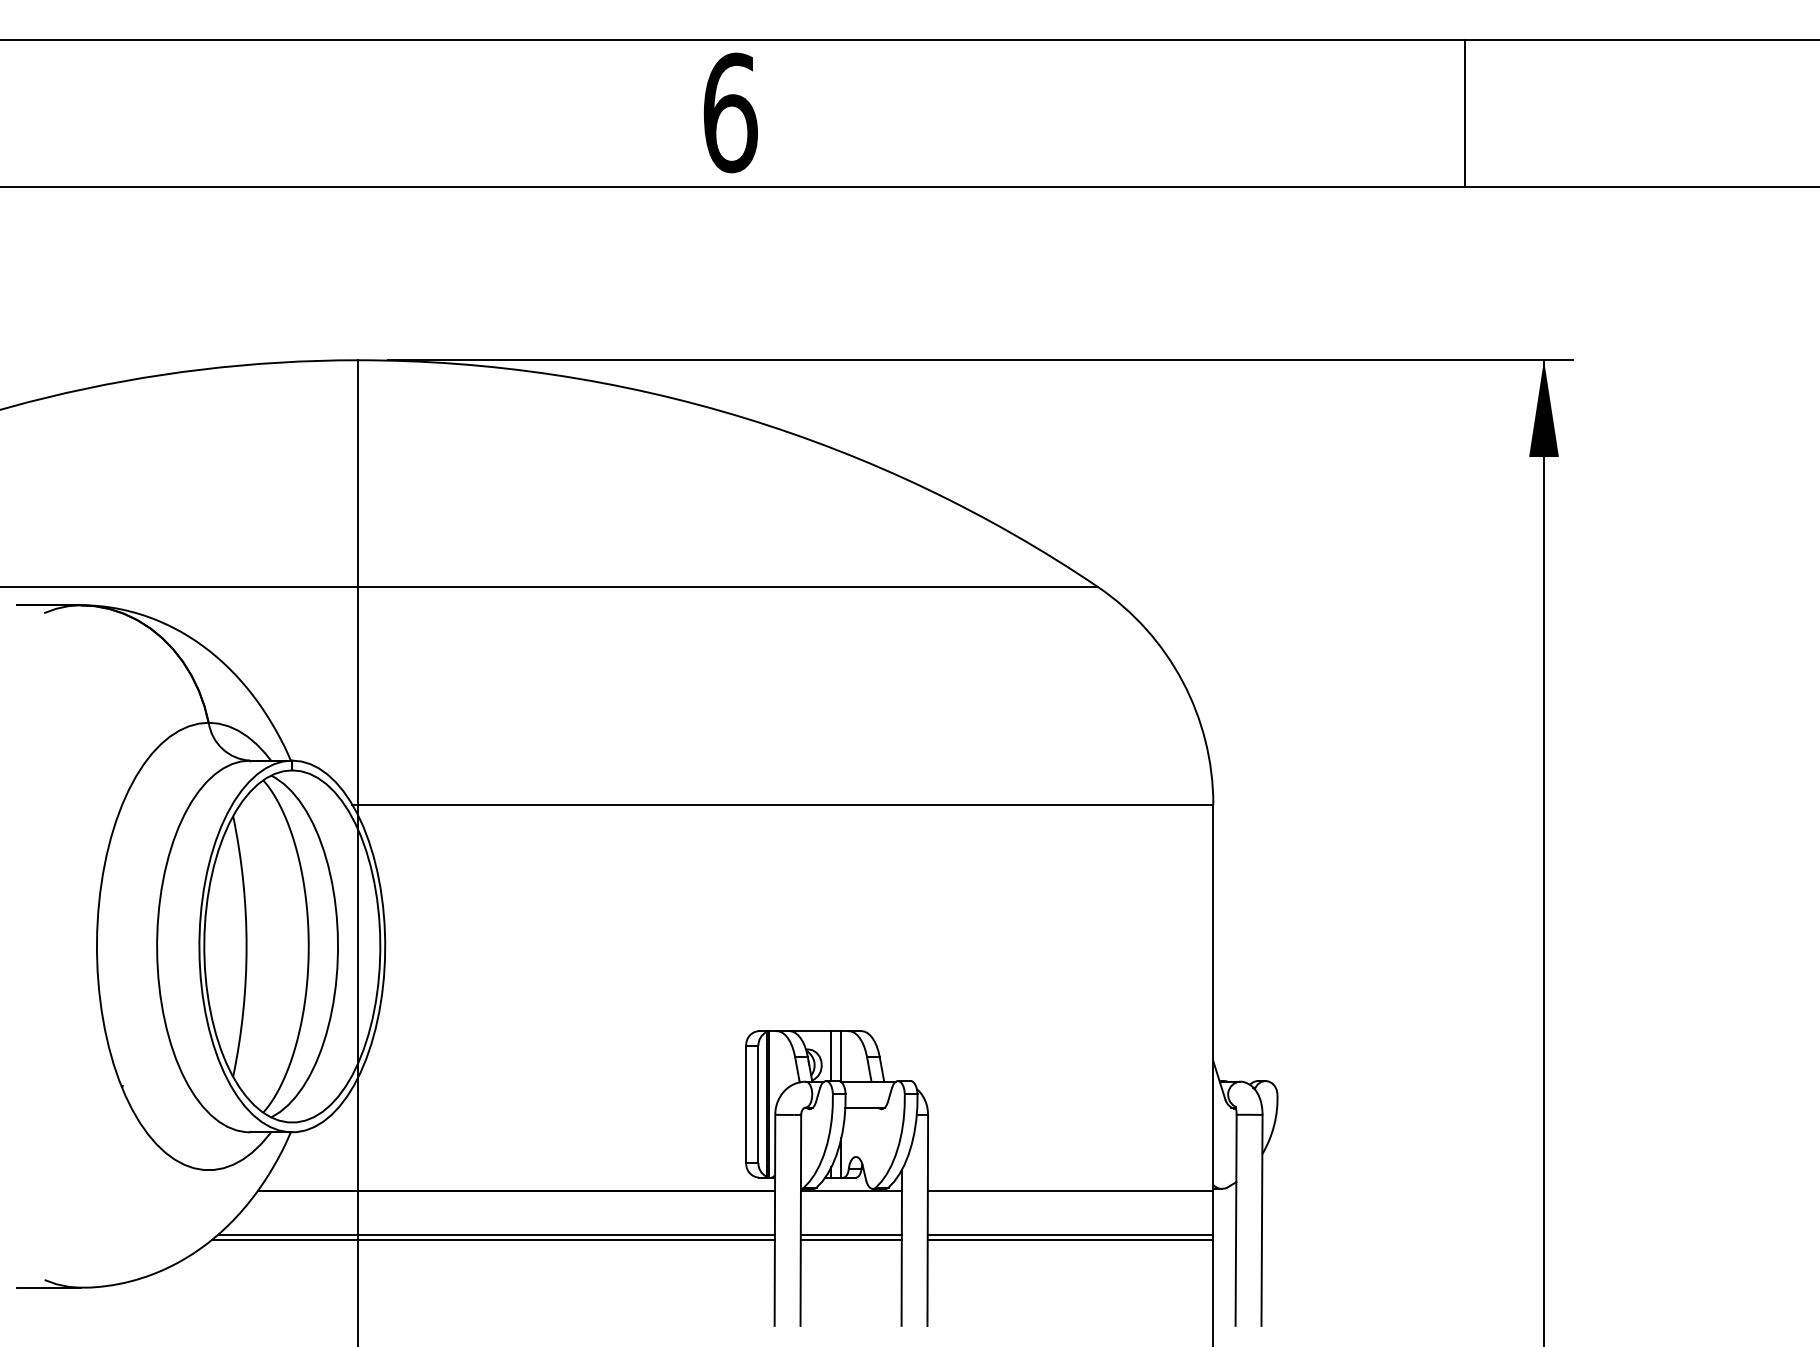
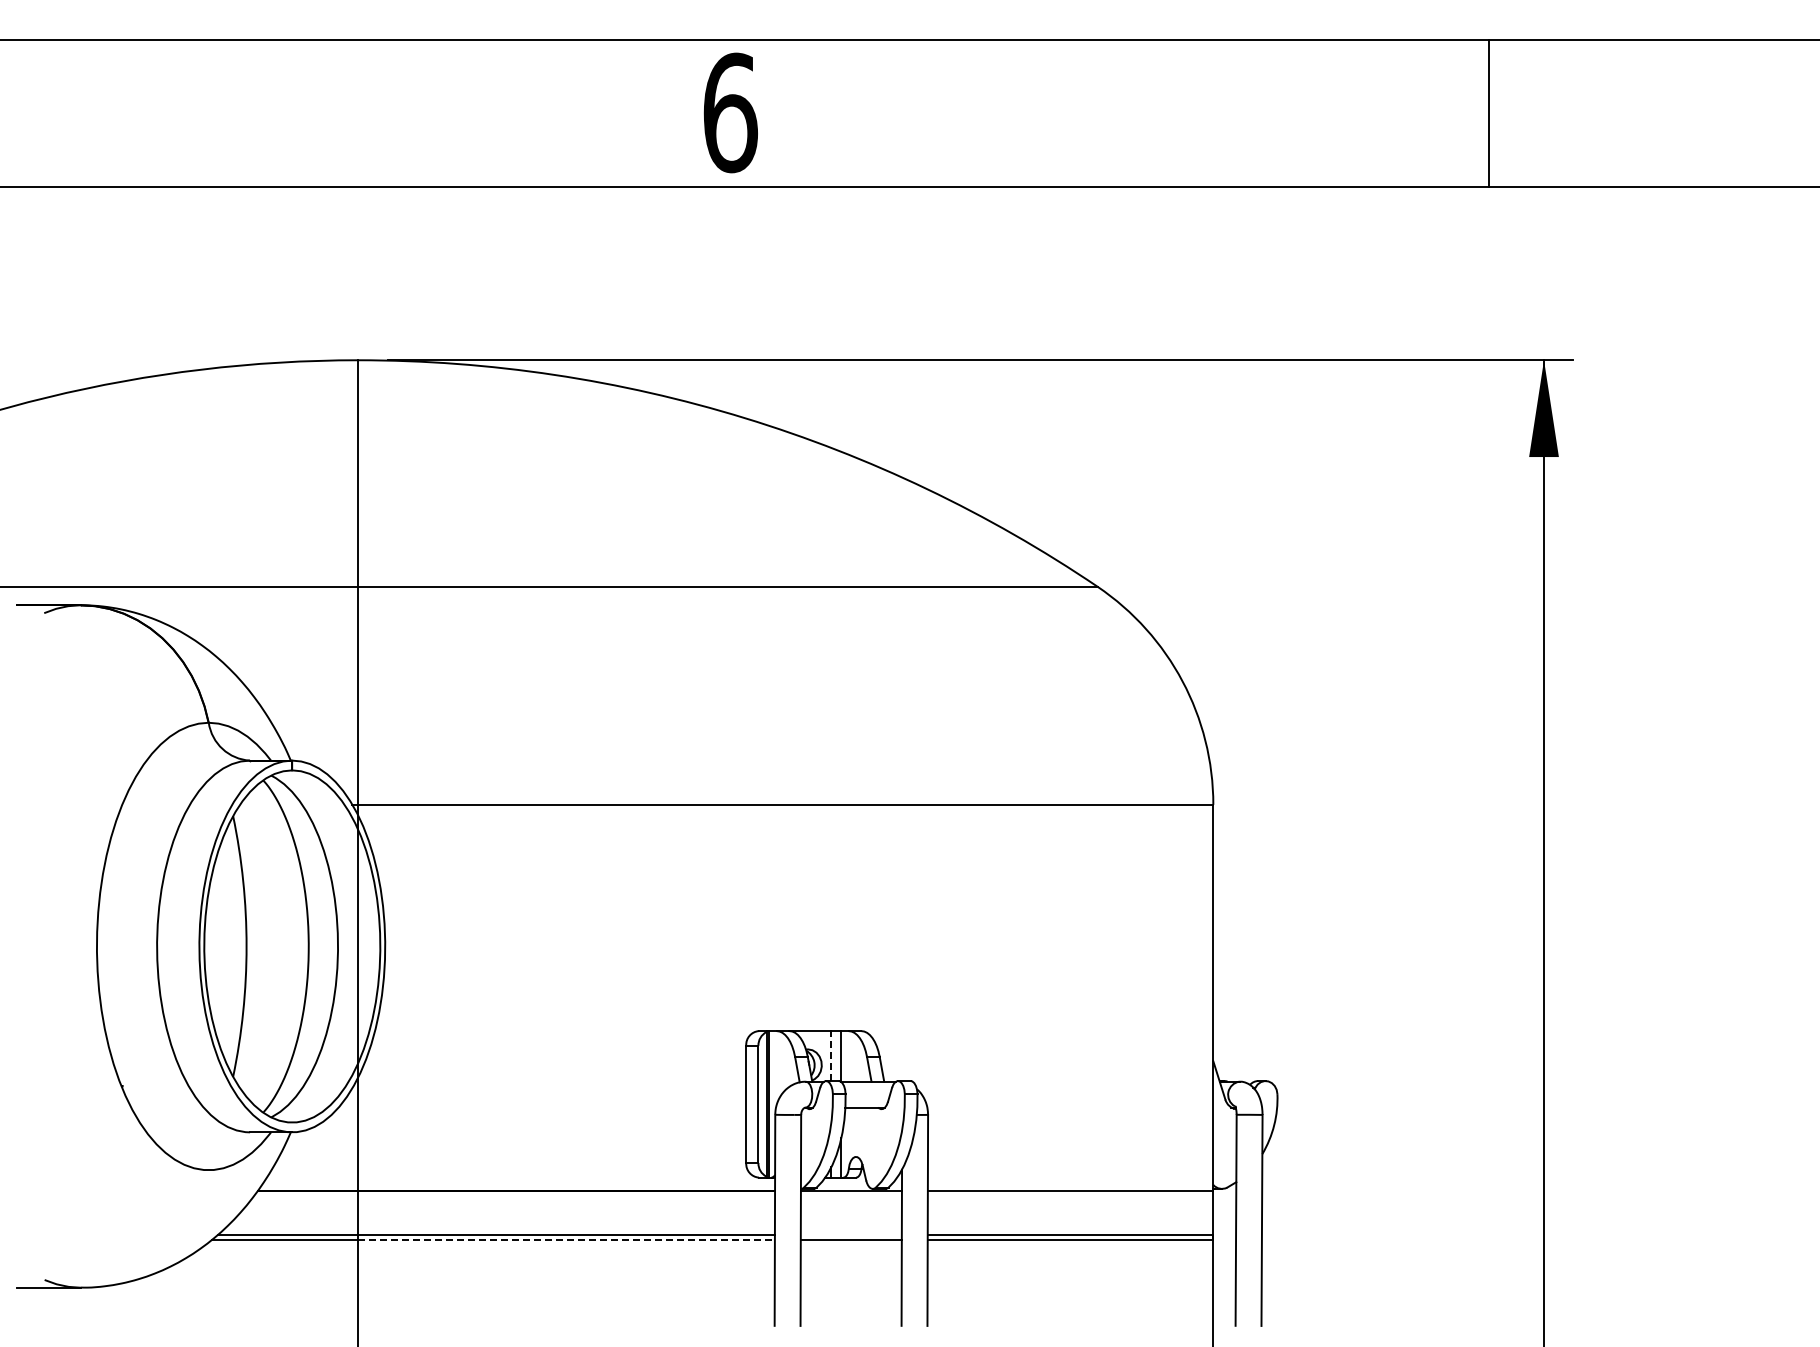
line position: (1464, 113) -> (1488, 113) (1488, 113)
line: solid -> dashed (831, 1056)
line: present -> none (850, 1234)
line: solid -> dashed (567, 1239)
